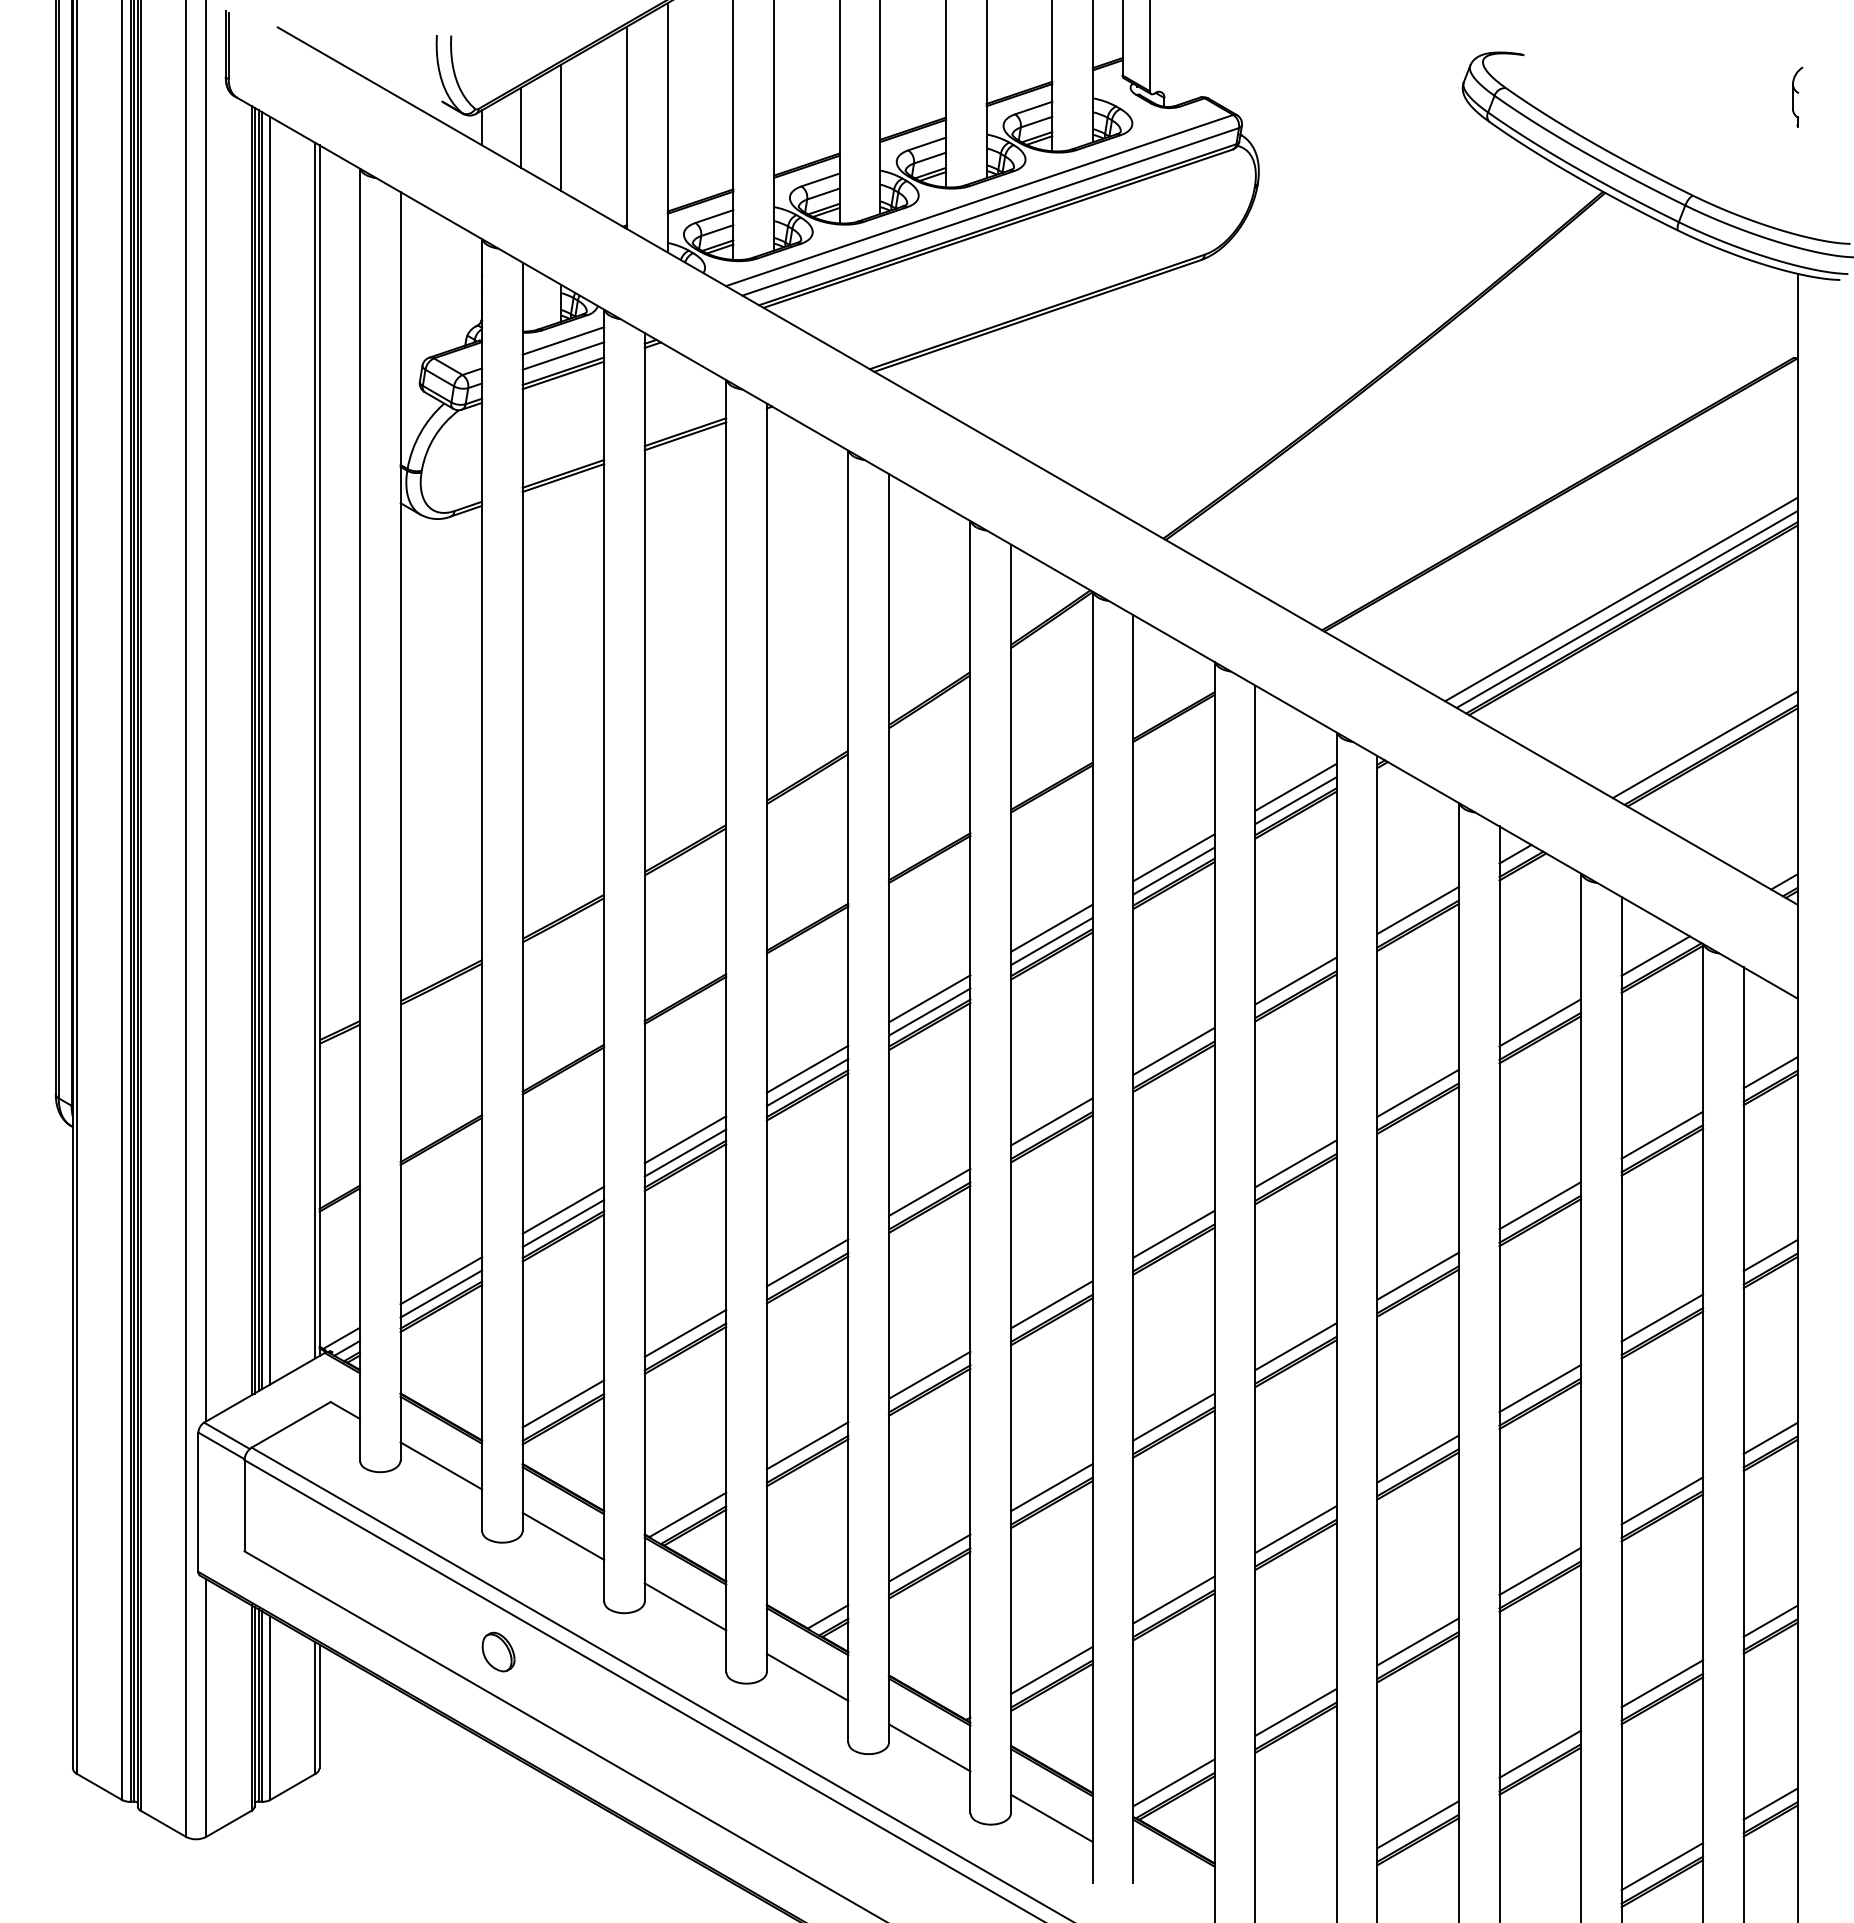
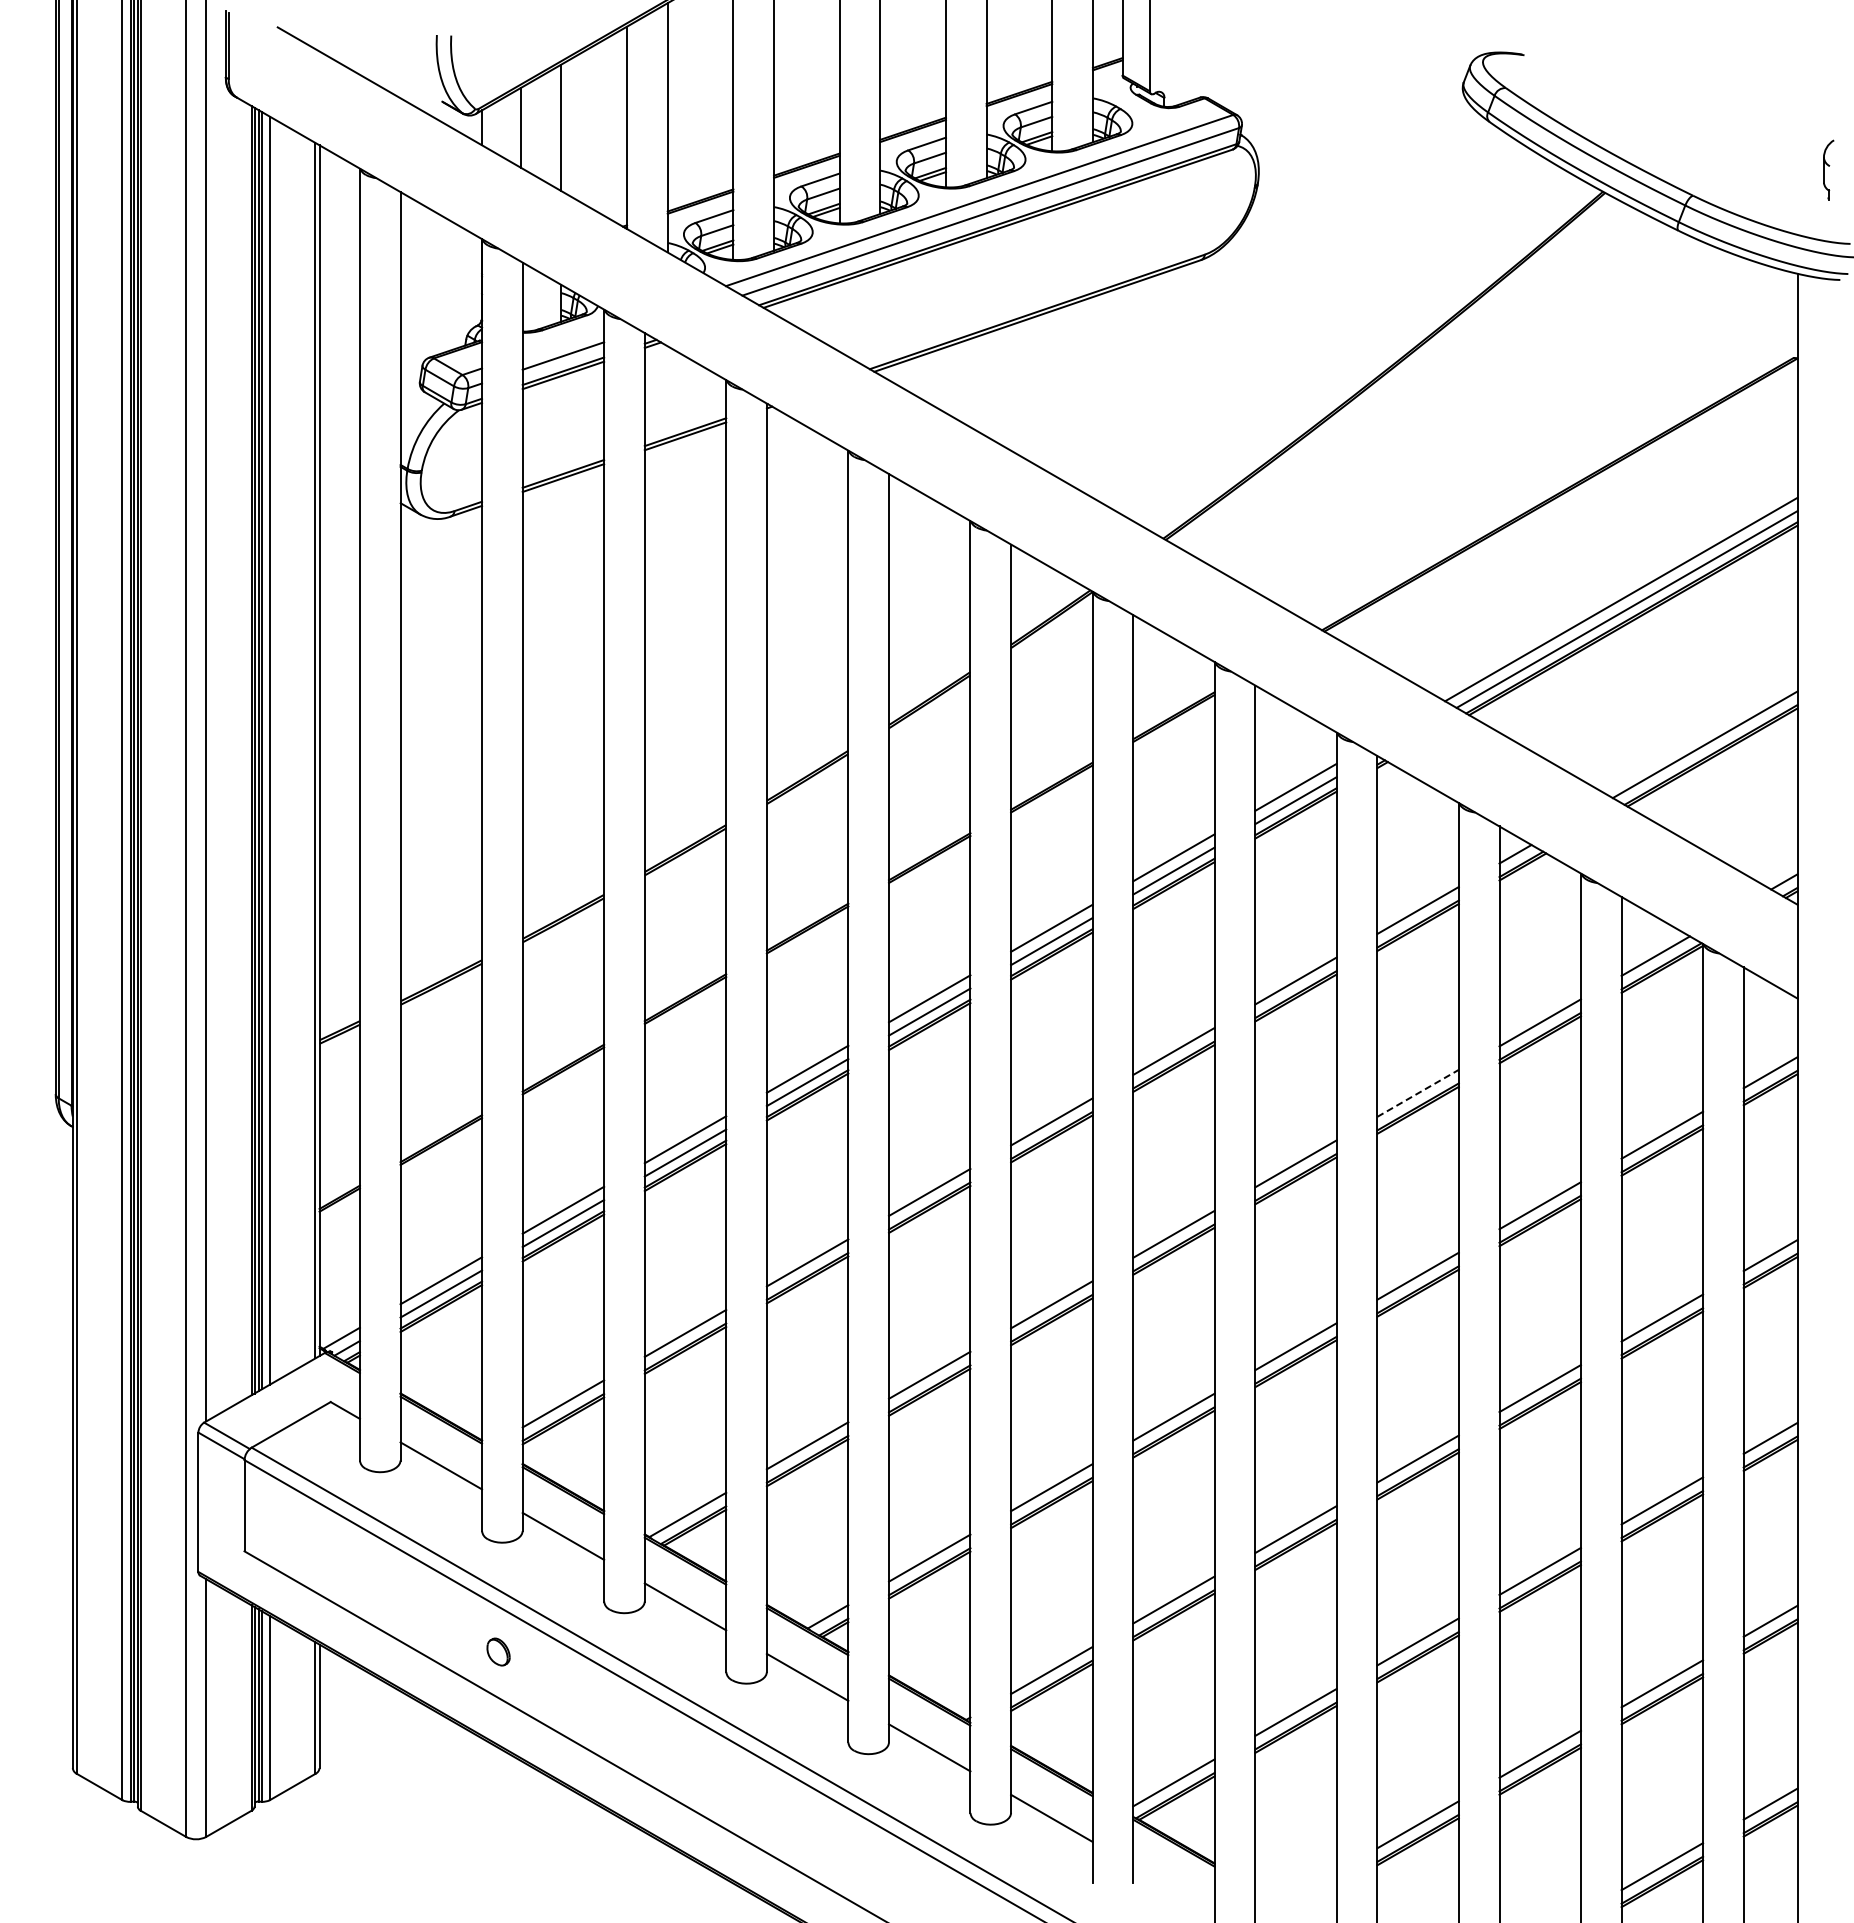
part position: (1797, 96) -> (1828, 169) (1828, 169)
line: present -> none (563, 340)
line: solid -> dashed (1418, 1093)
part size: 35x42 px -> 25x30 px (498, 1651)
